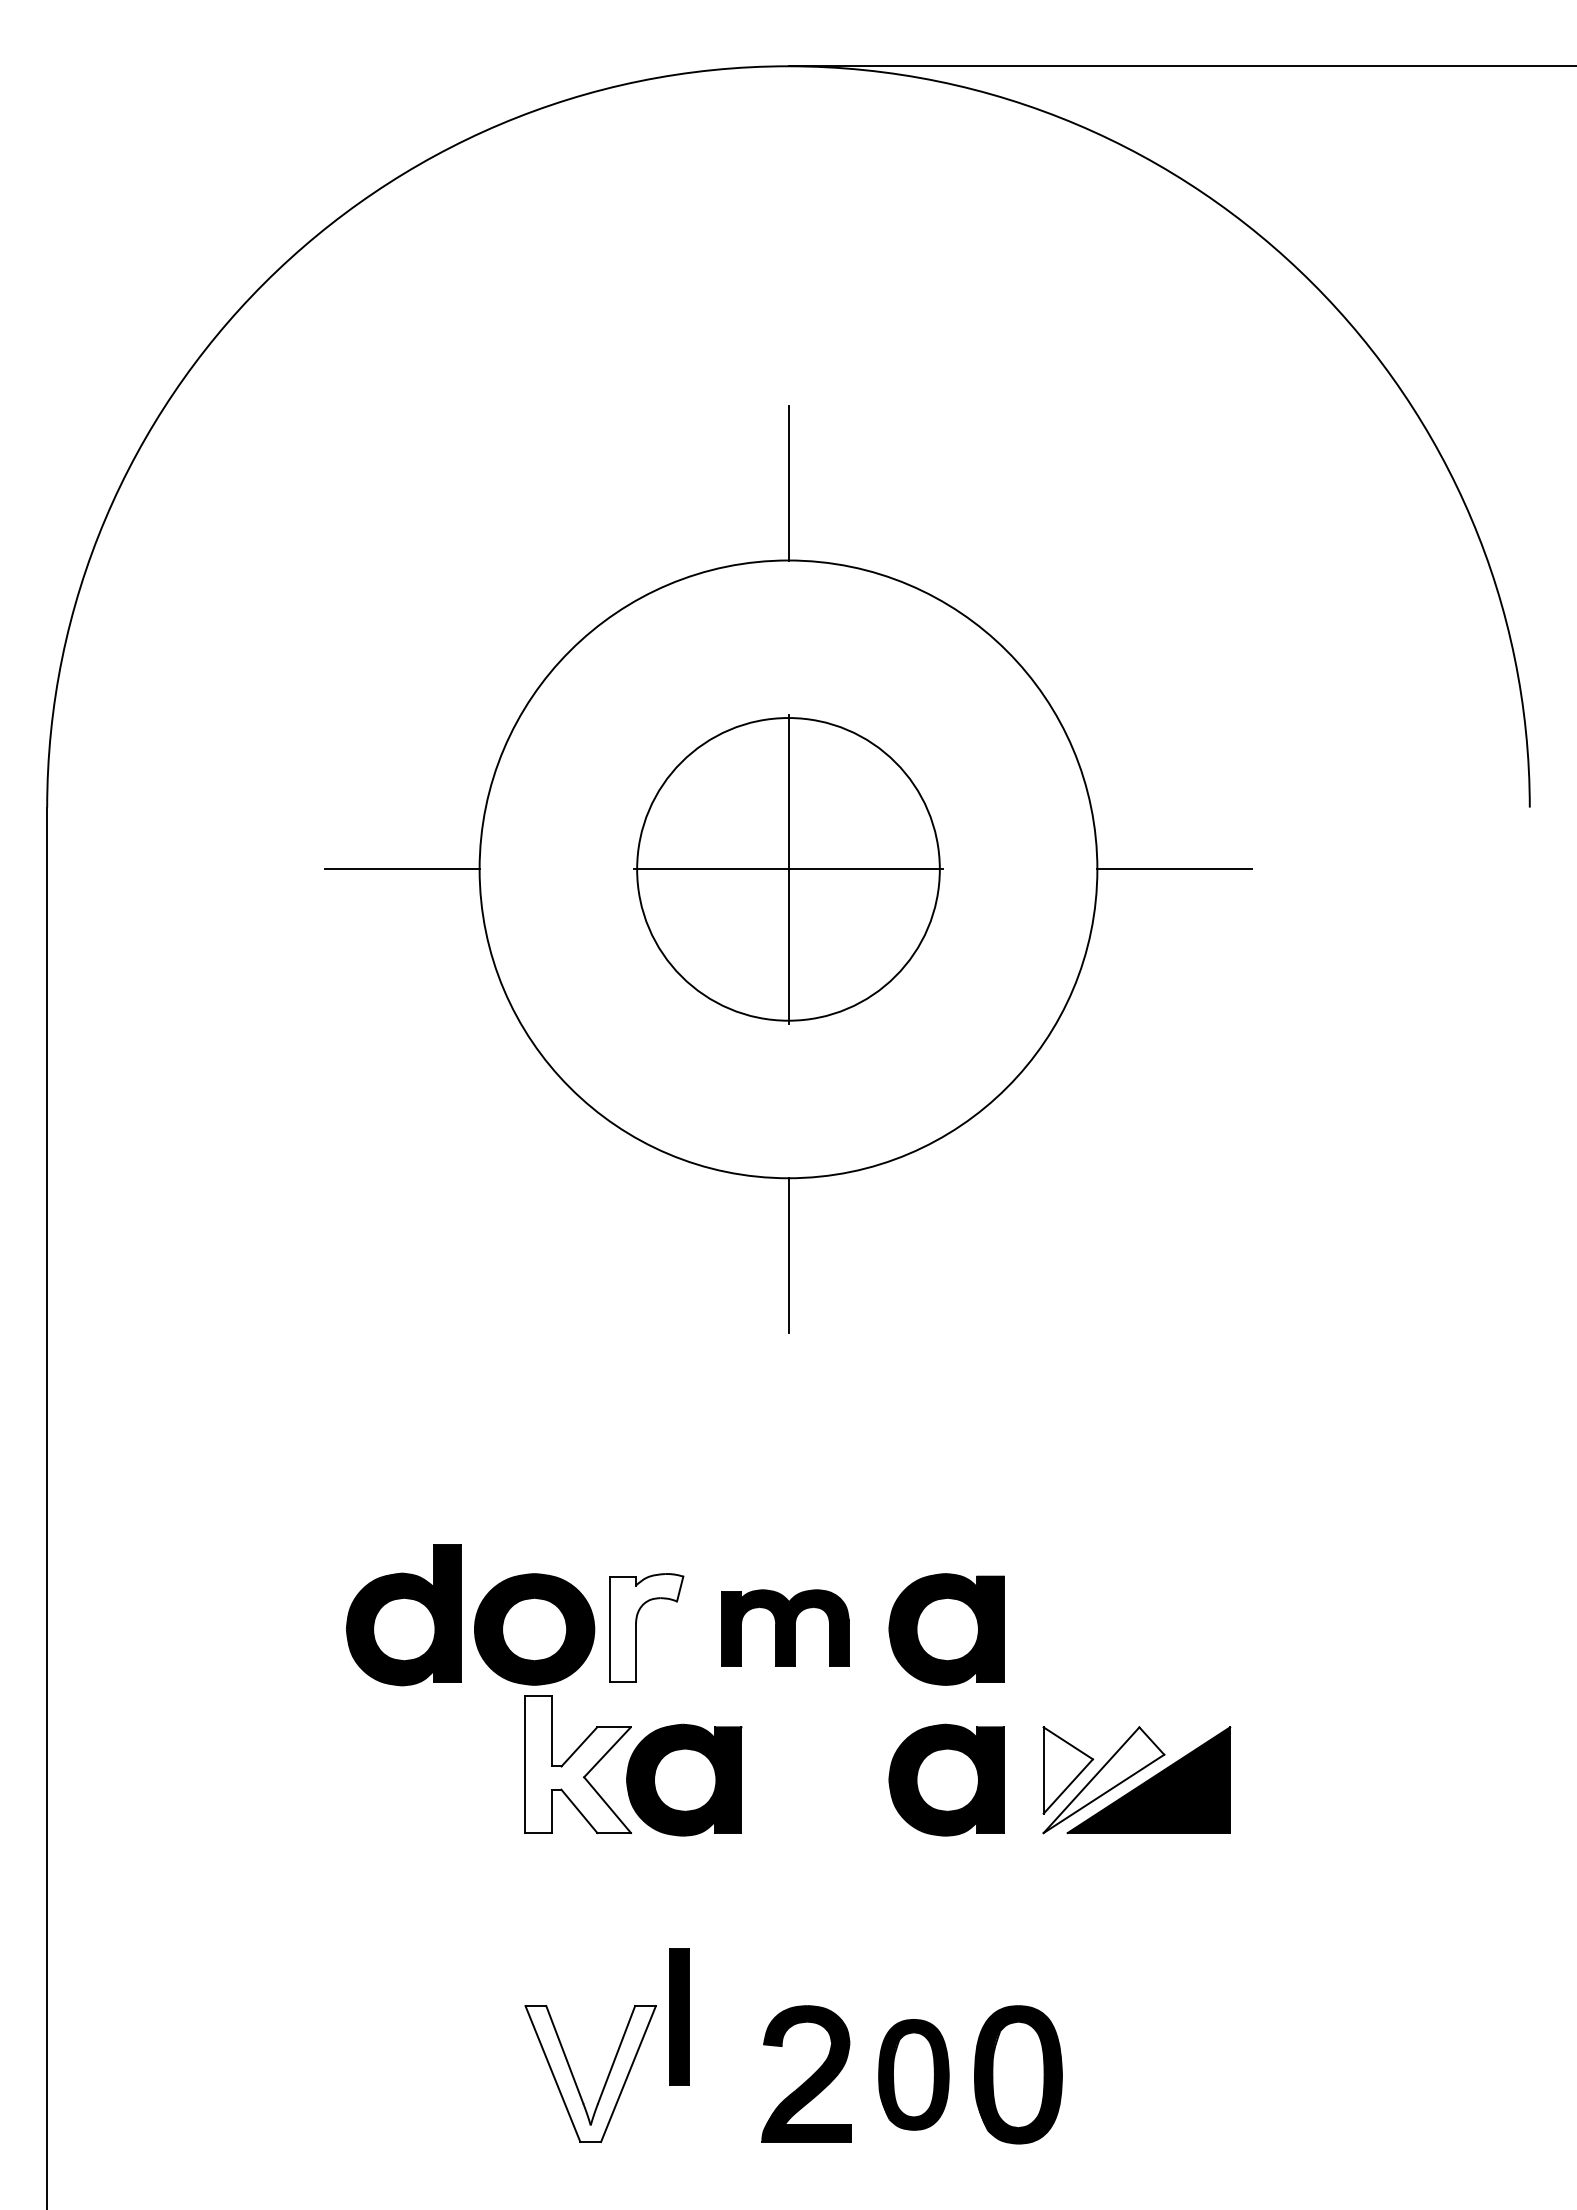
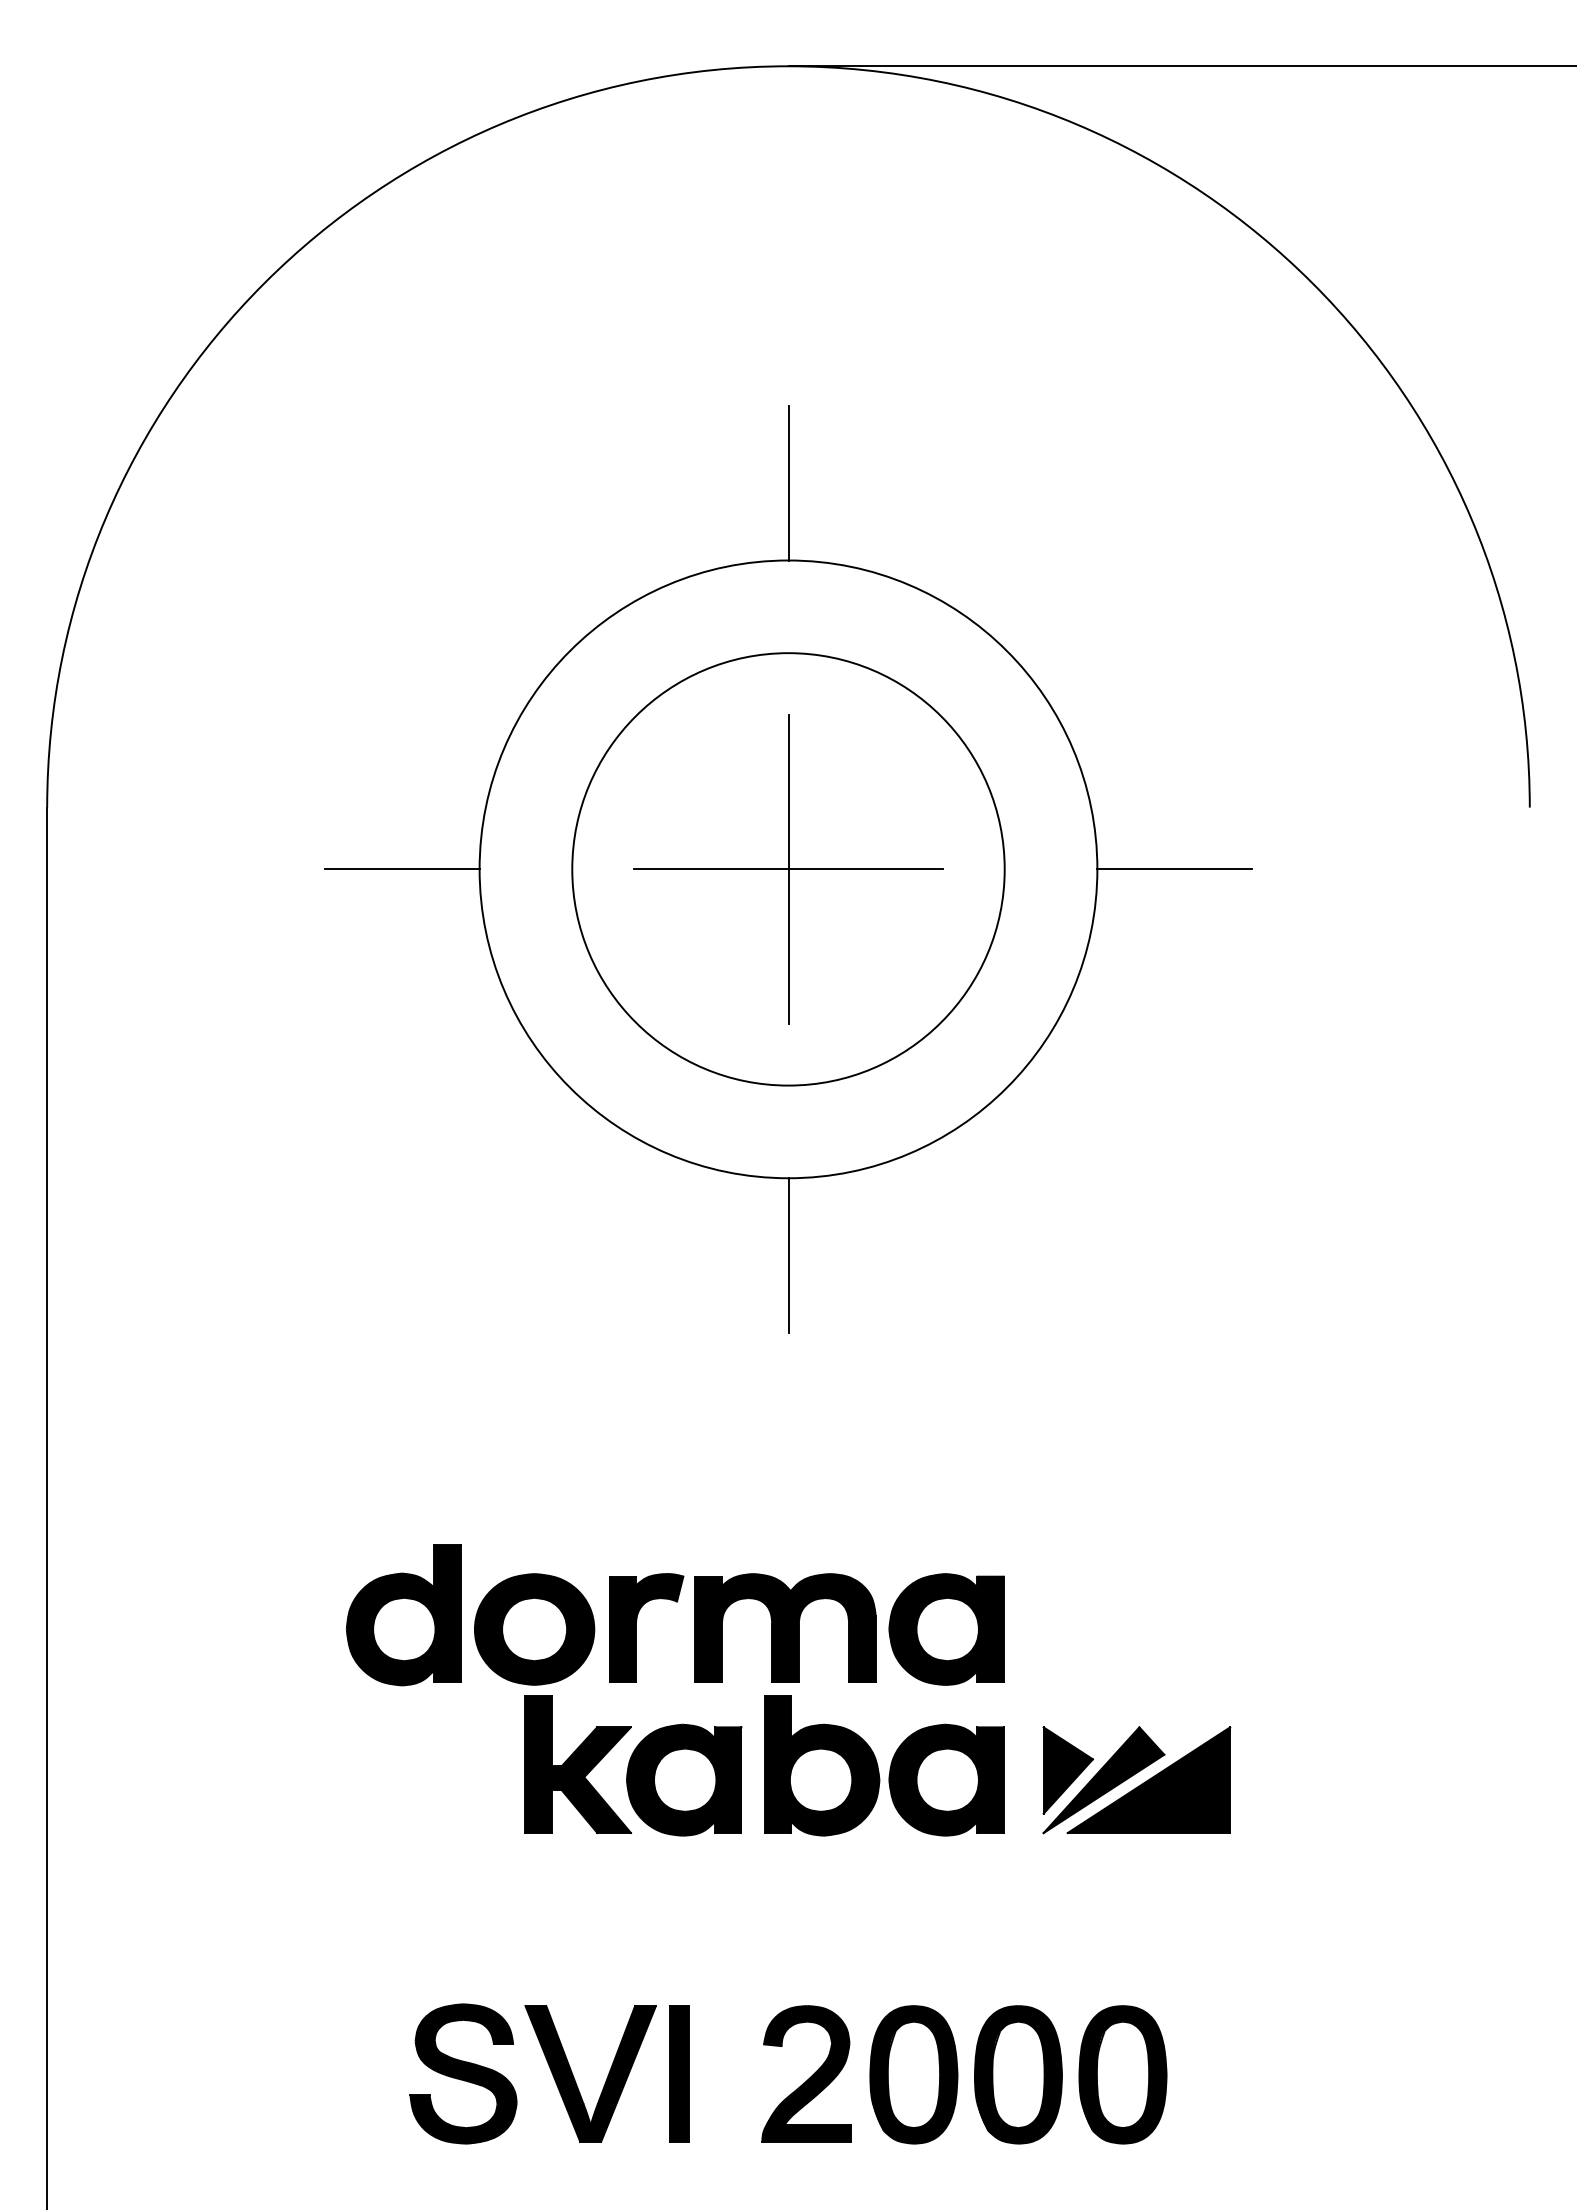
circle diameter: 303 px -> 432 px (788, 869)
fill: none -> present (646, 1627)
part size: 129x78 px -> 183x110 px (785, 1627)
fill: none -> present (578, 1764)
part: none -> present (822, 1765)
fill: none -> present (1067, 1770)
fill: none -> present (1103, 1780)
part position: (679, 2016) -> (679, 2073) (679, 2073)
part: none -> present (463, 2073)
fill: none -> present (590, 2073)
part size: 72x112 px -> 90x140 px (913, 2074)
part: none -> present (1122, 2074)
